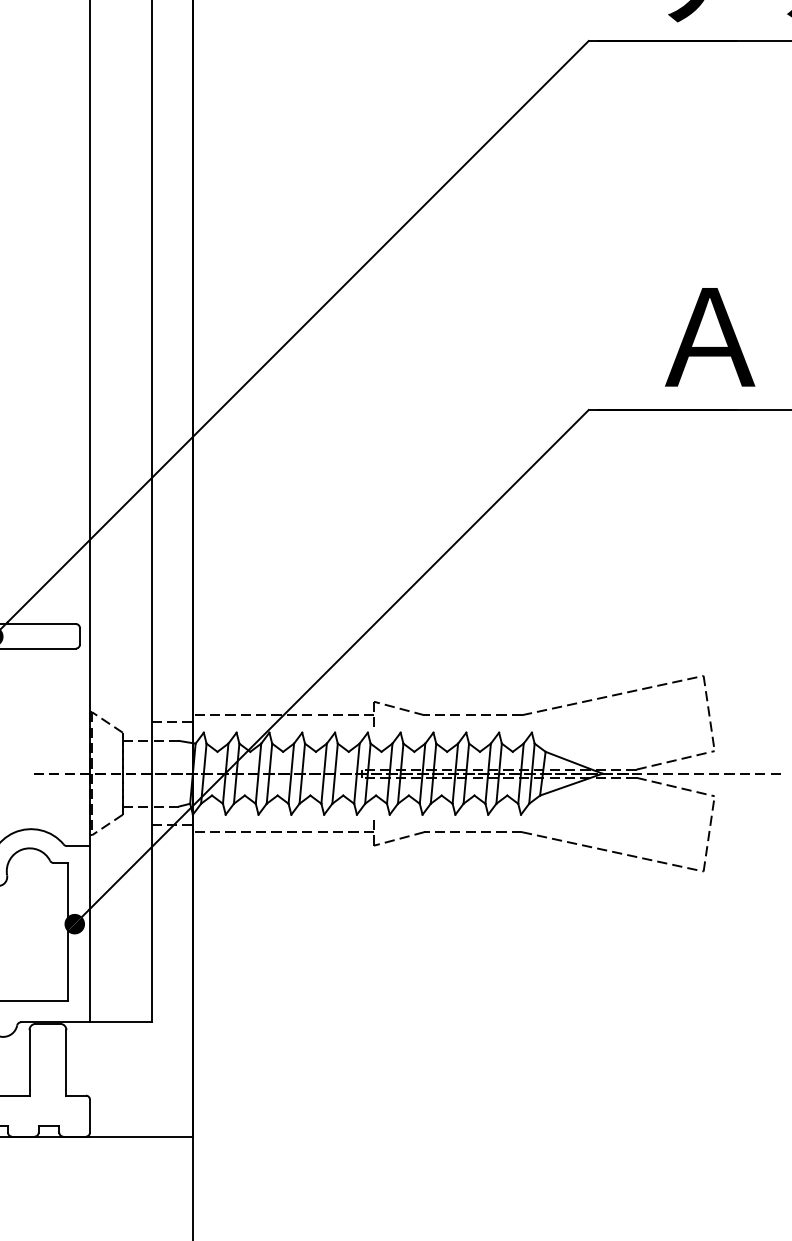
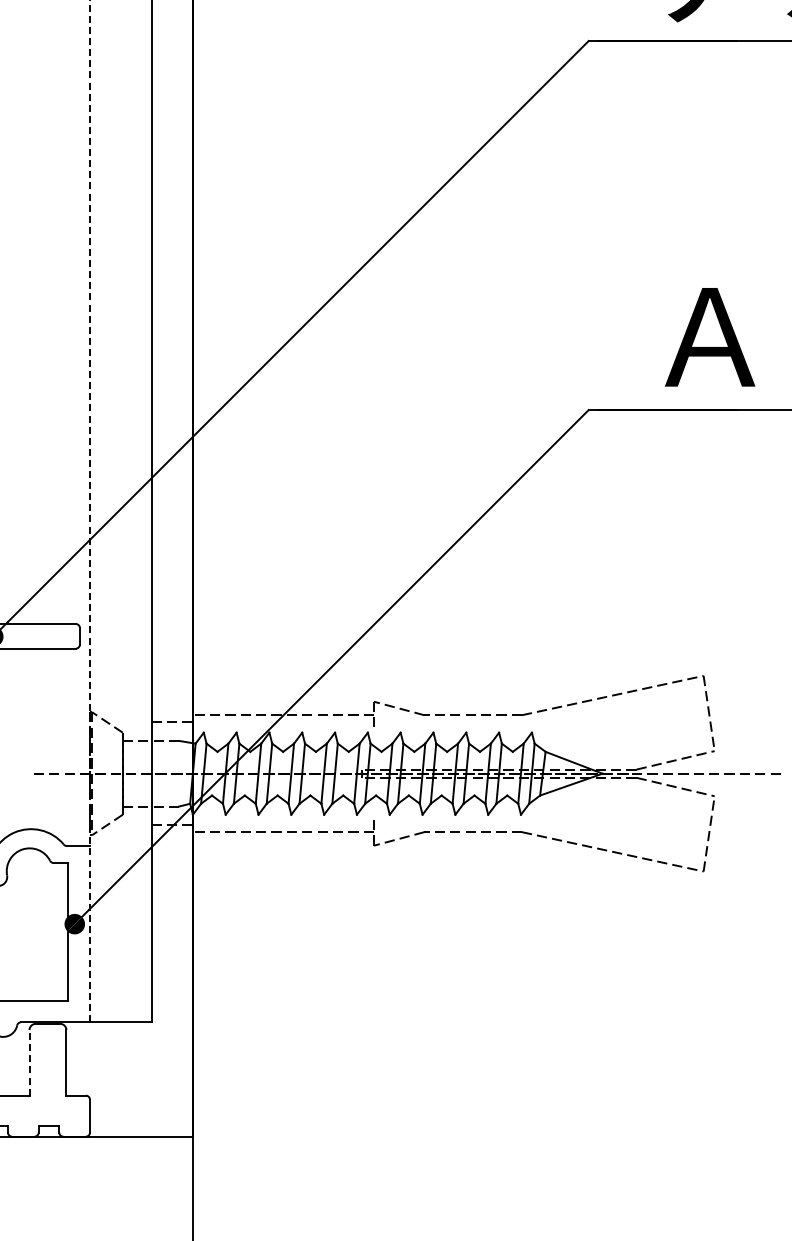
line: solid -> dashed (89, 511)
line: solid -> dashed (29, 1062)
